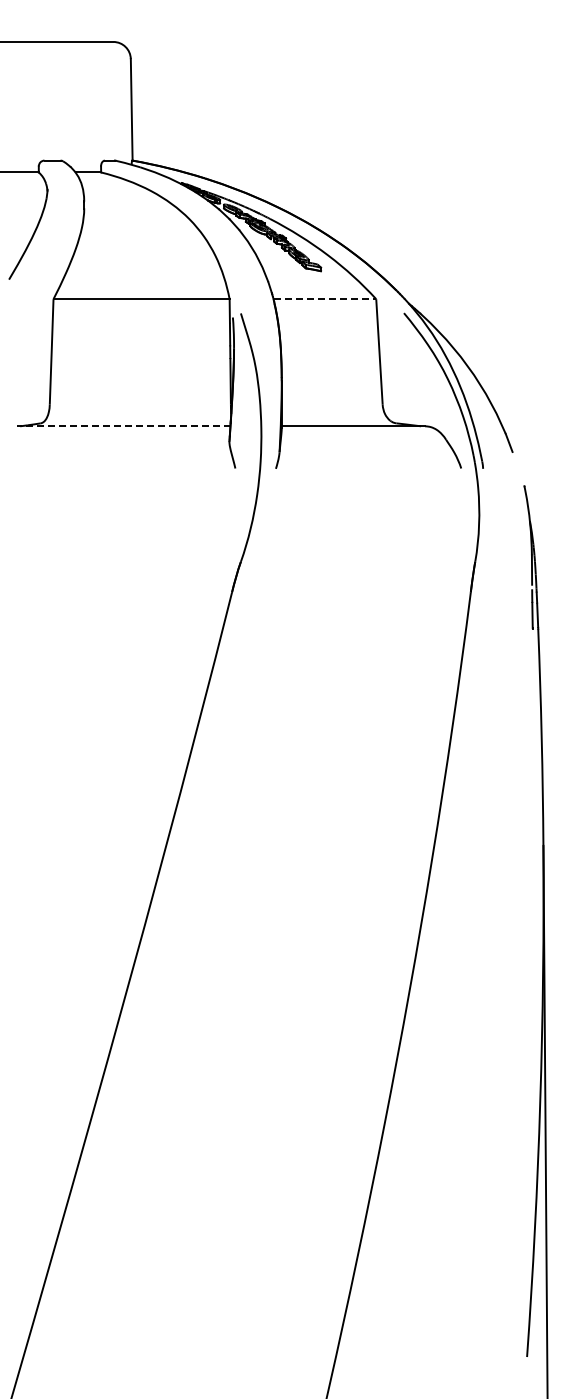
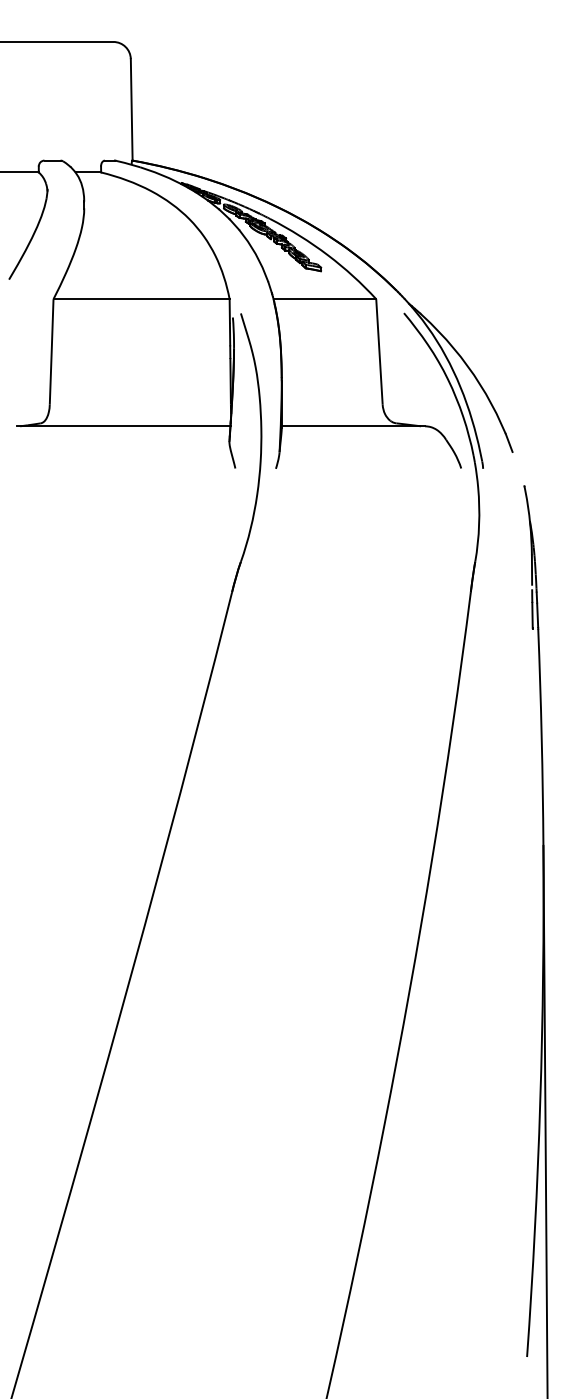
line: dashed -> solid (325, 299)
line: dashed -> solid (123, 426)
